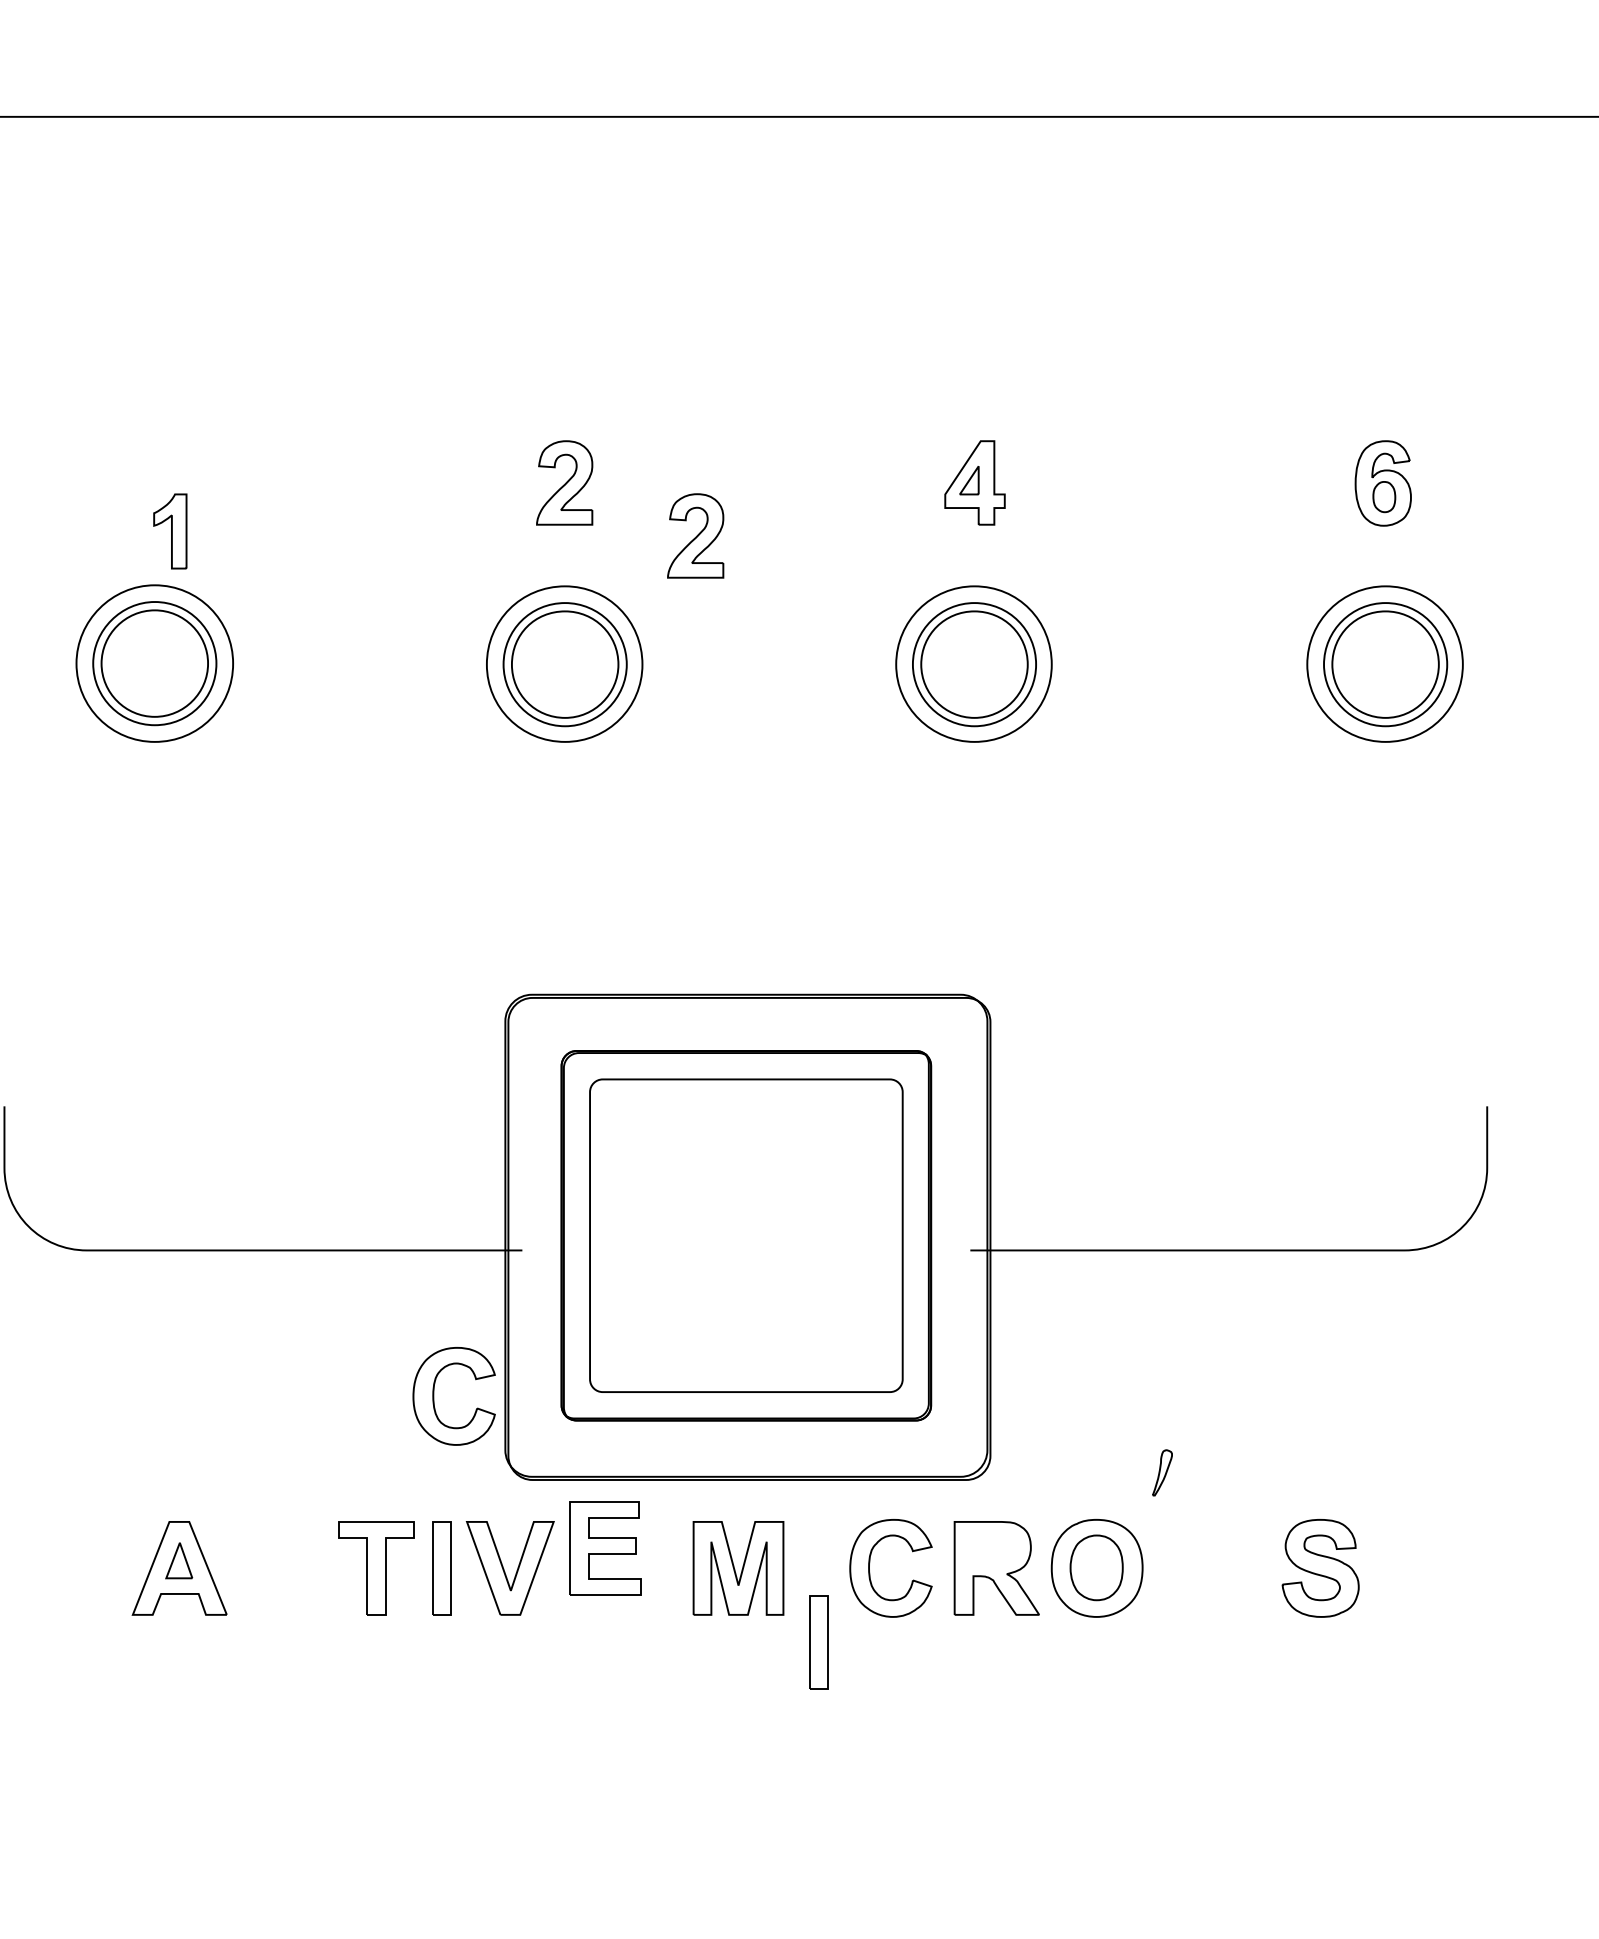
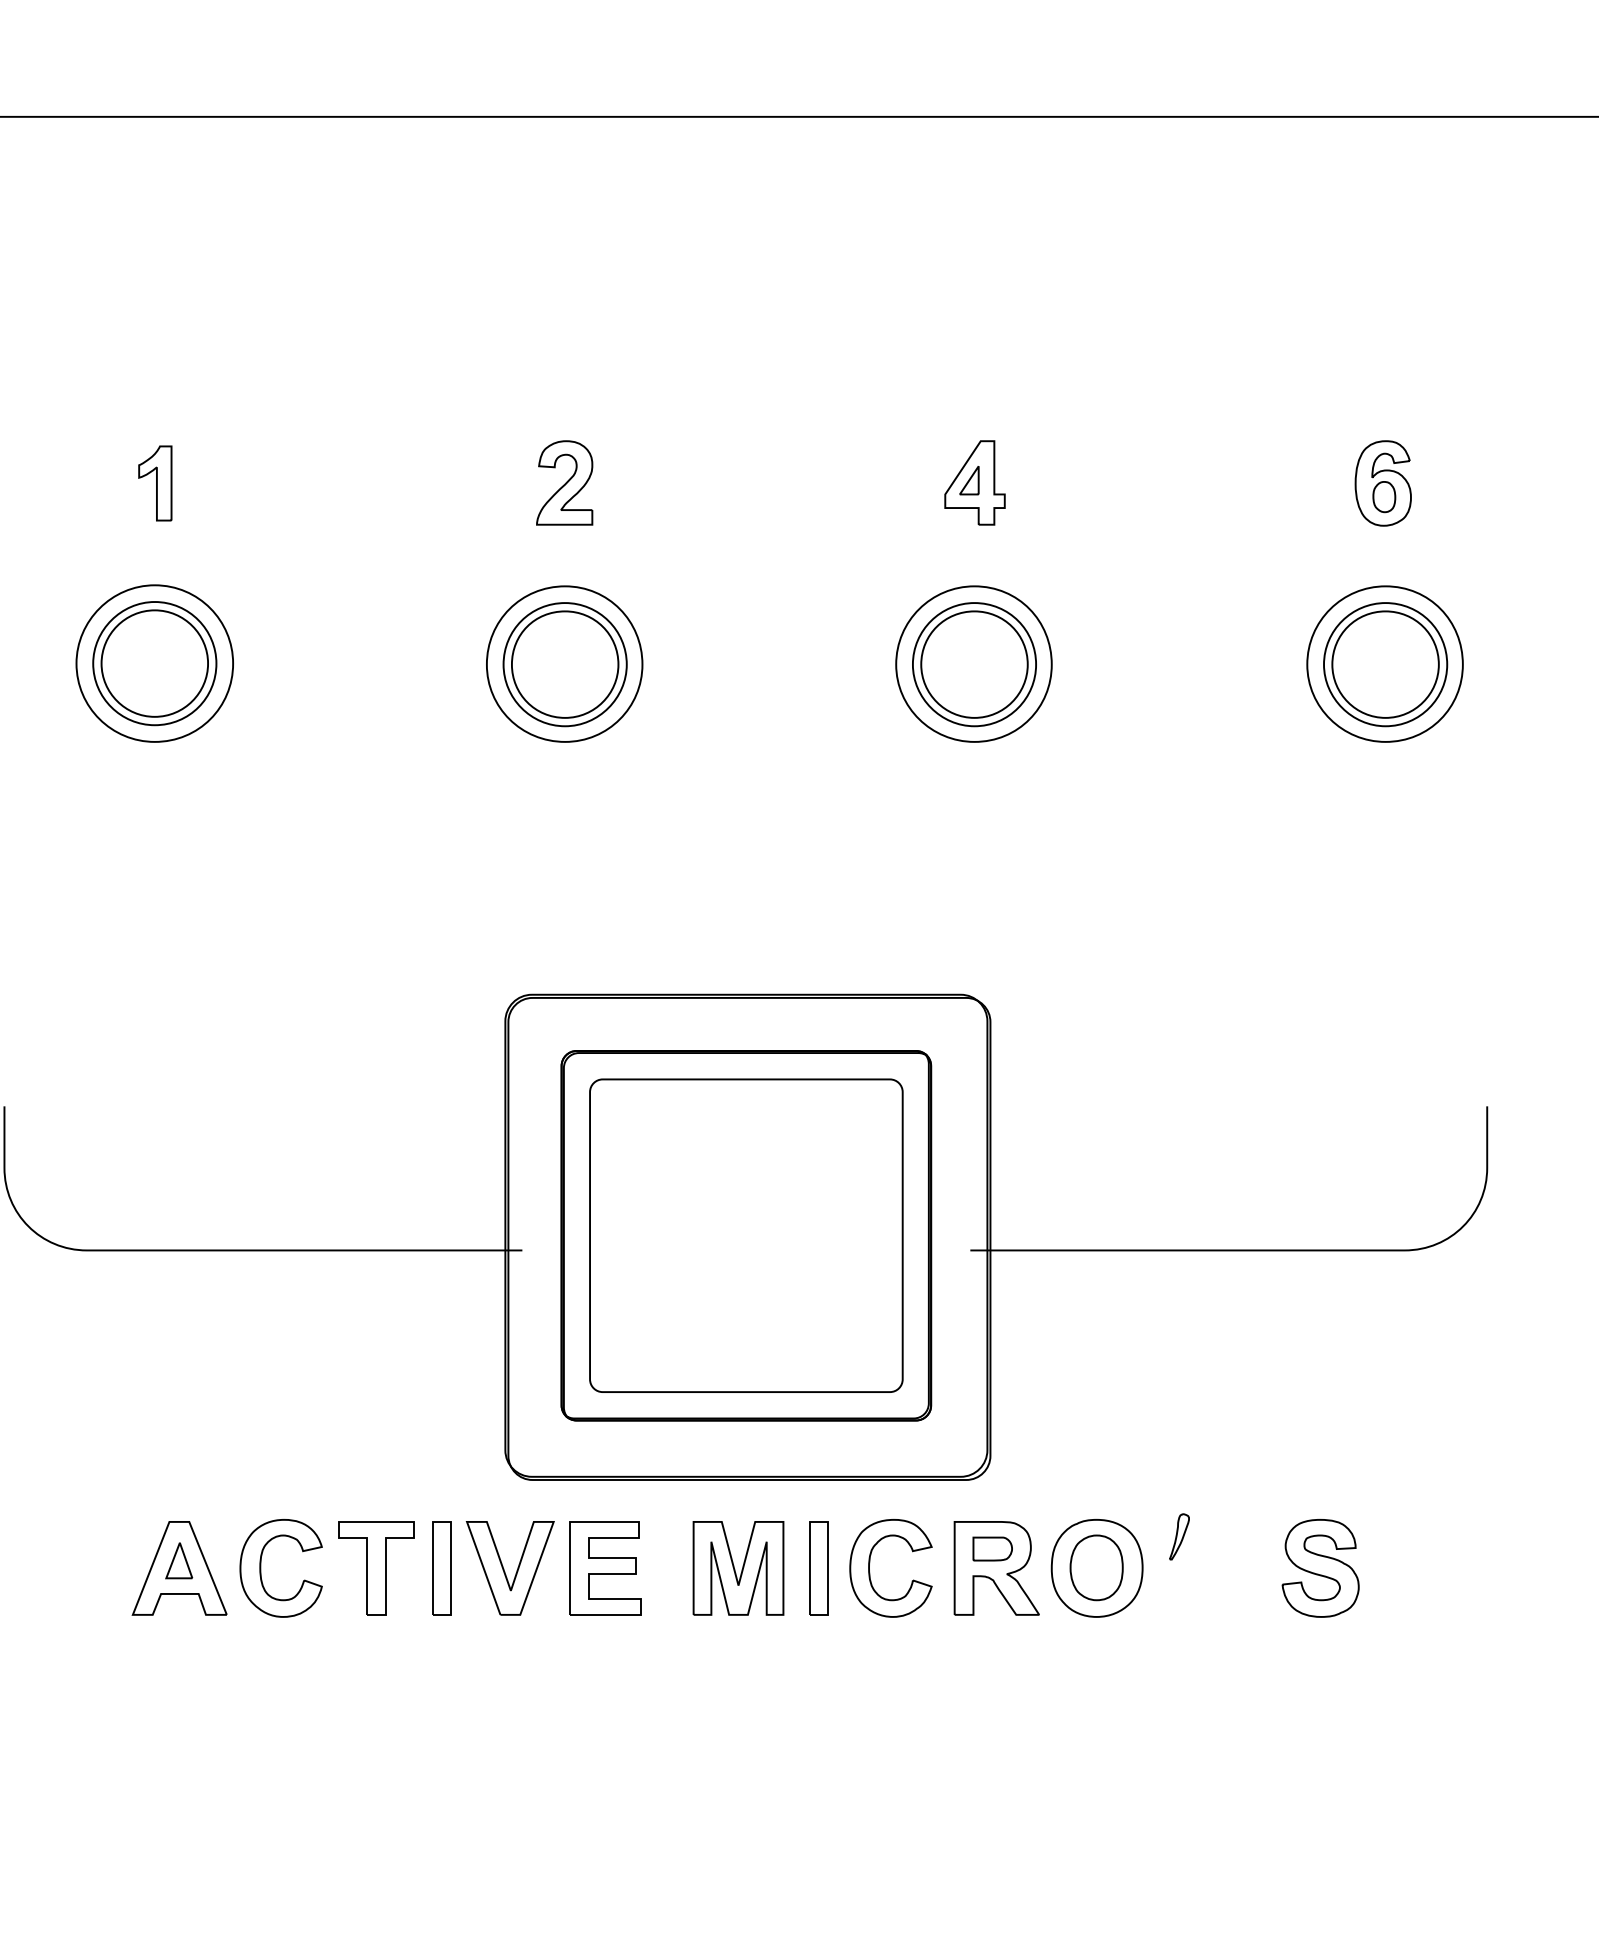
part position: (170, 531) -> (155, 483) (155, 483)
part: present -> none (695, 535)
part position: (434, 1396) -> (261, 1568) (261, 1568)
part position: (1162, 1472) -> (1179, 1536) (1179, 1536)
part position: (605, 1548) -> (605, 1568) (605, 1568)
part: none -> present (992, 1548)
part position: (818, 1642) -> (818, 1568) (818, 1568)
